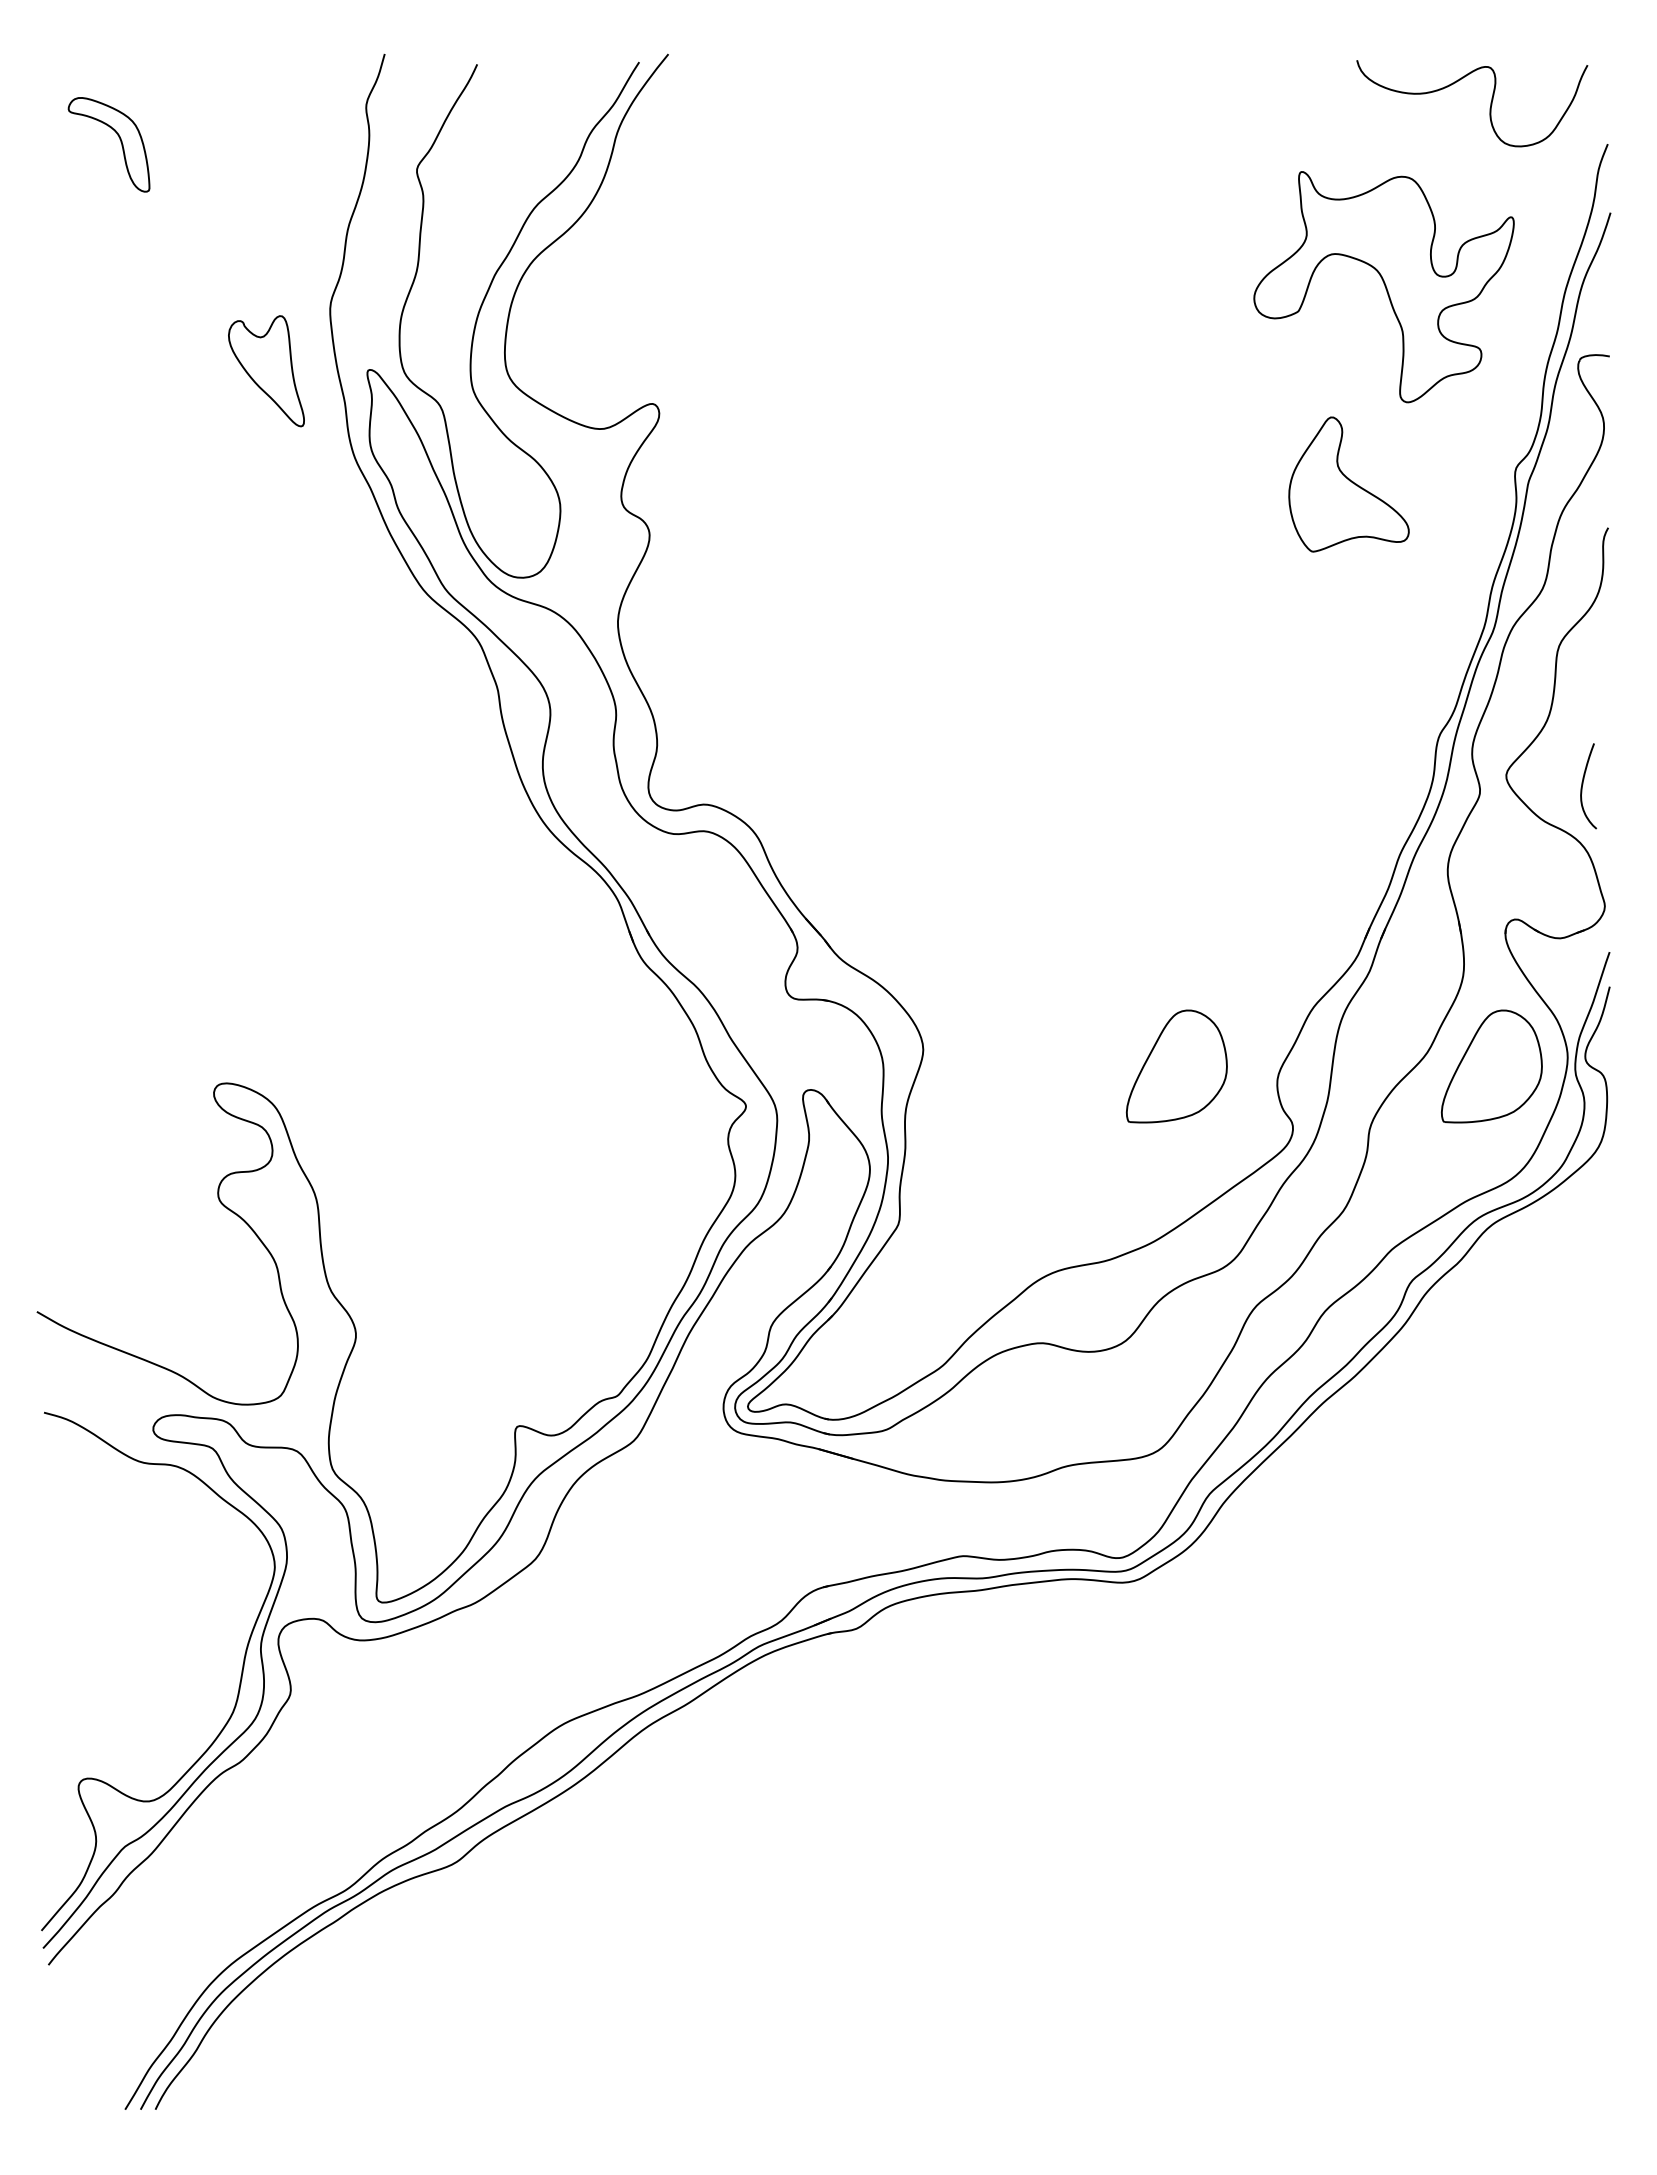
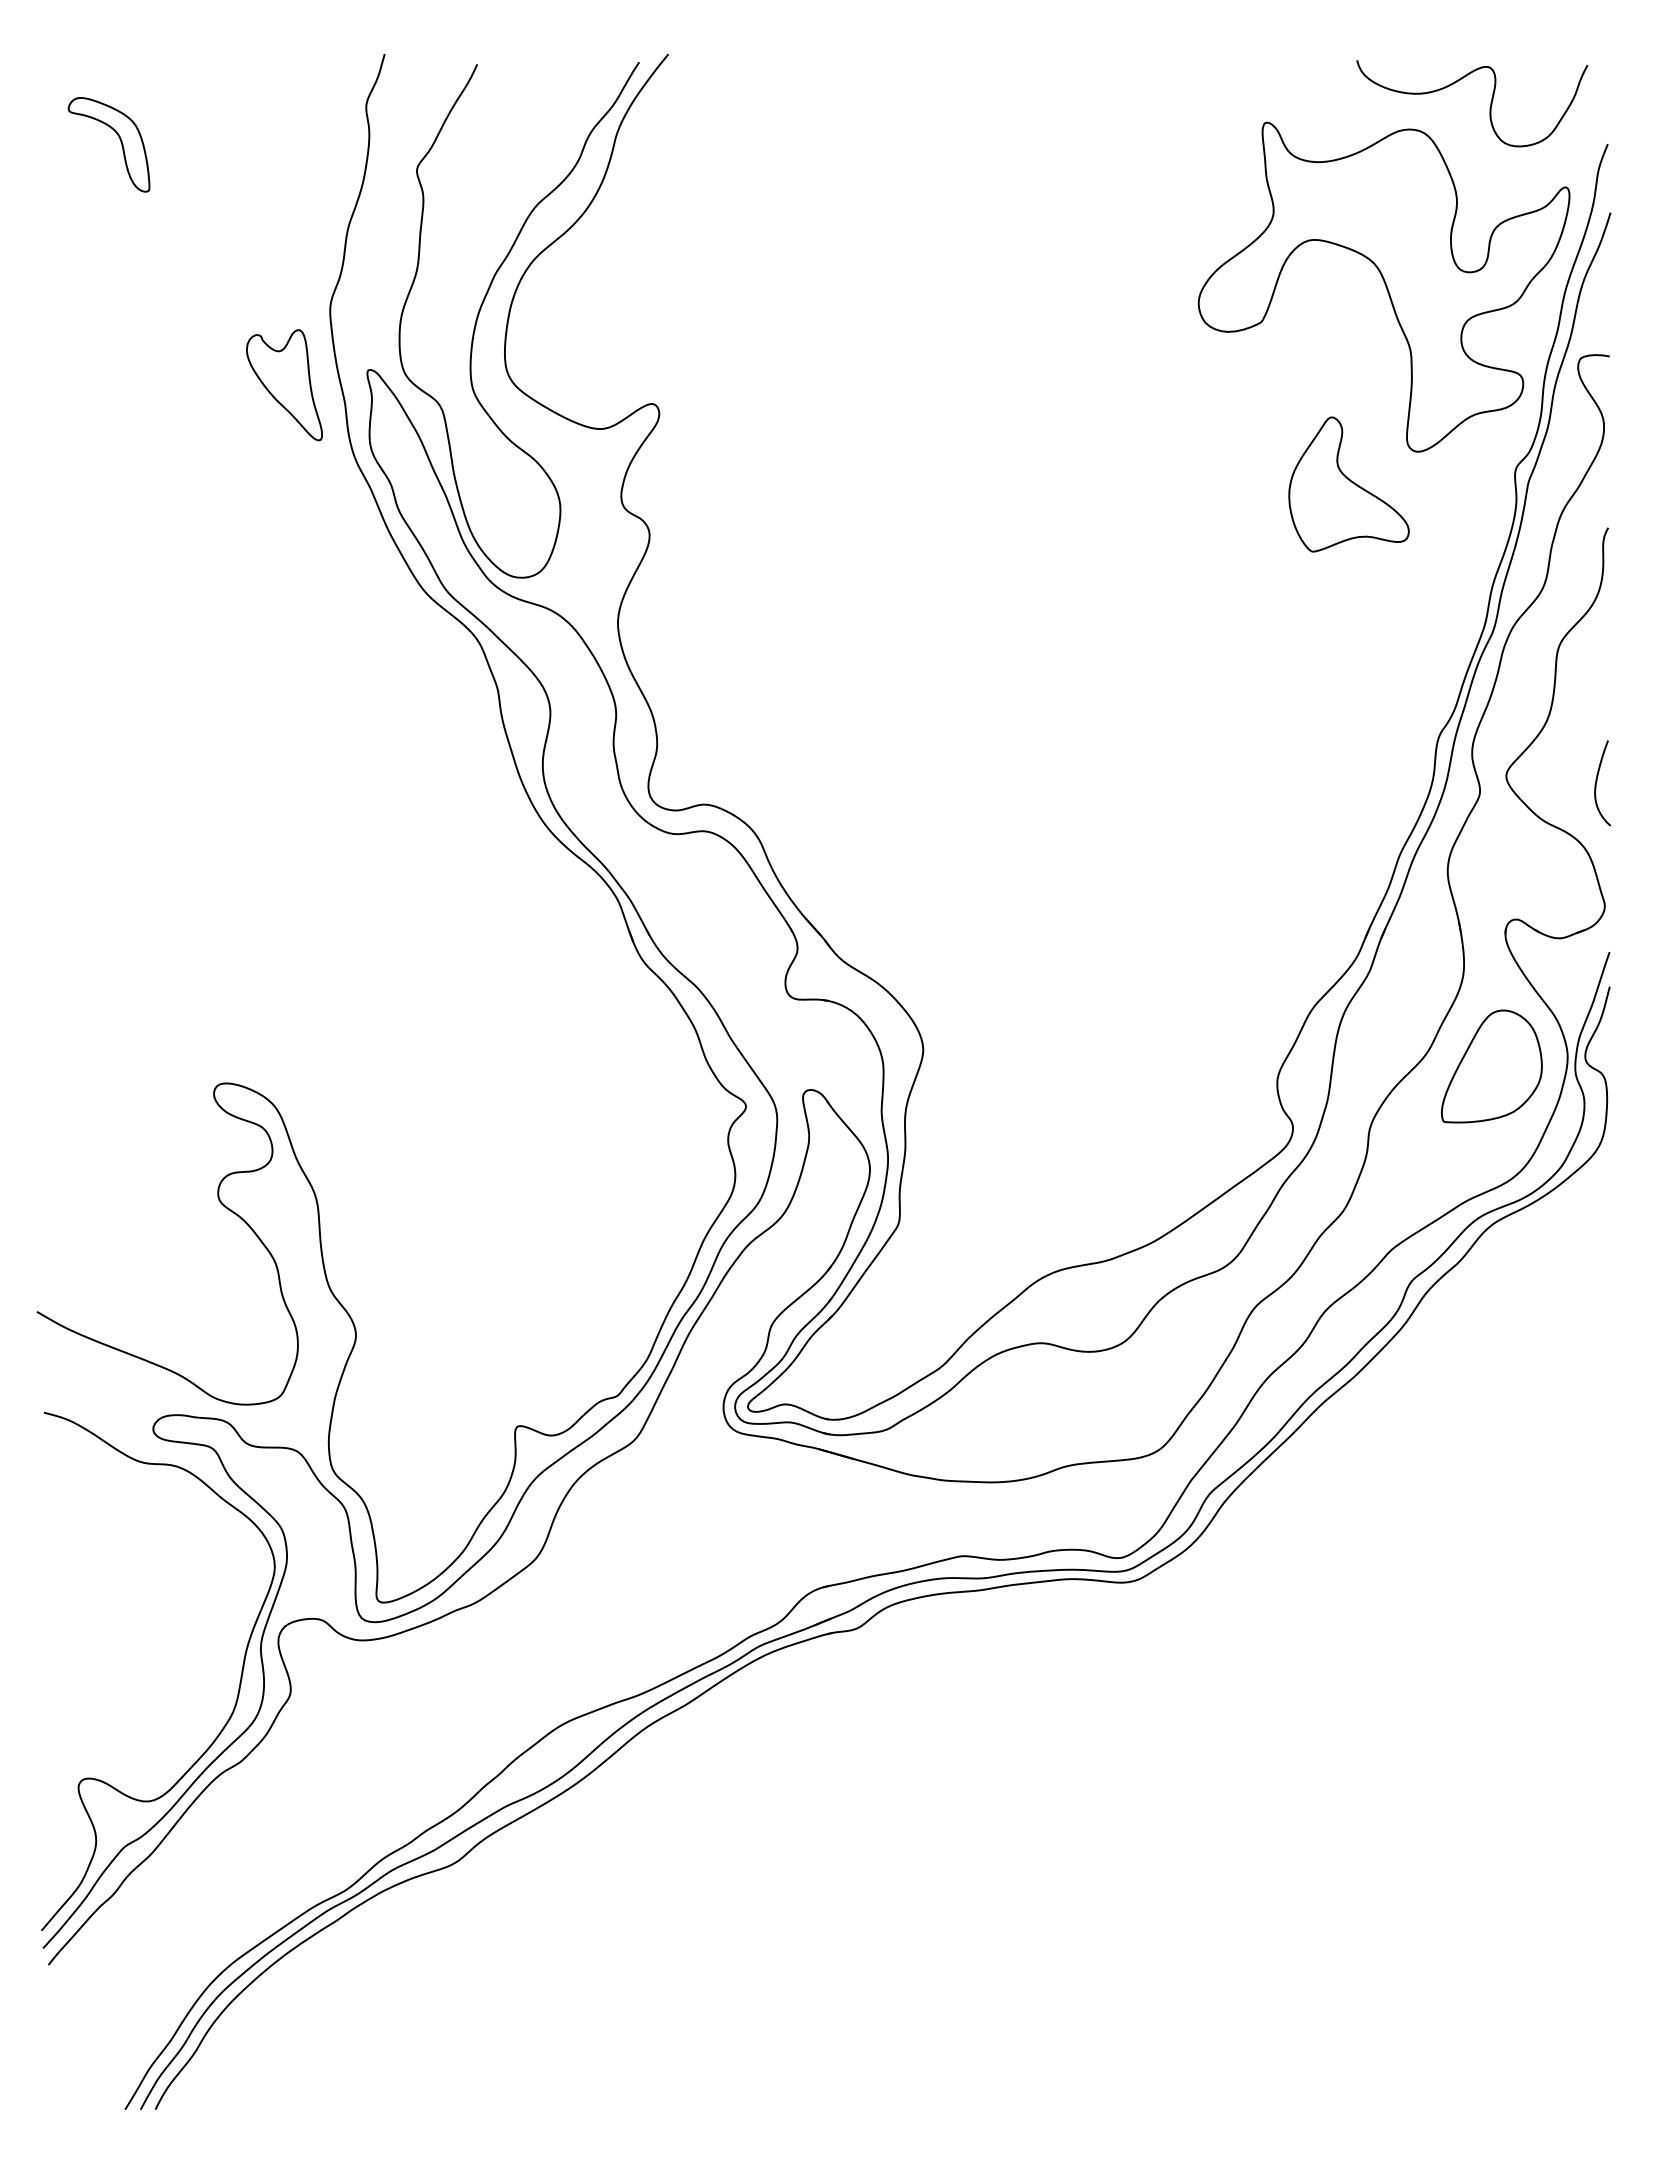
part size: 262x233 px -> 374x332 px (1383, 286)
part position: (266, 371) -> (284, 385) (284, 385)
curve position: (1583, 784) -> (1597, 781) (1597, 781)
part: present -> none (1176, 1066)
